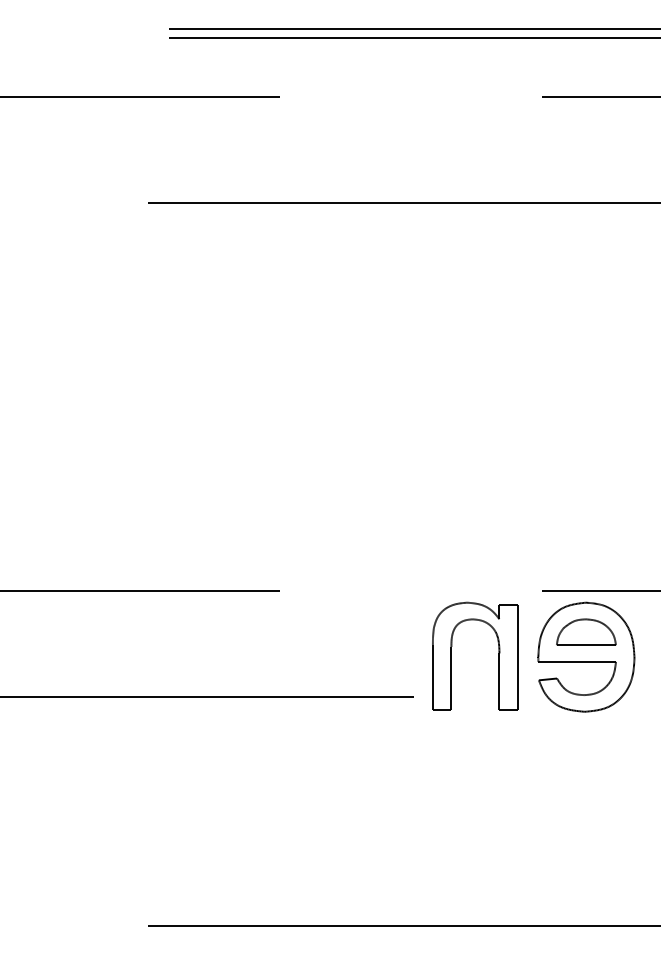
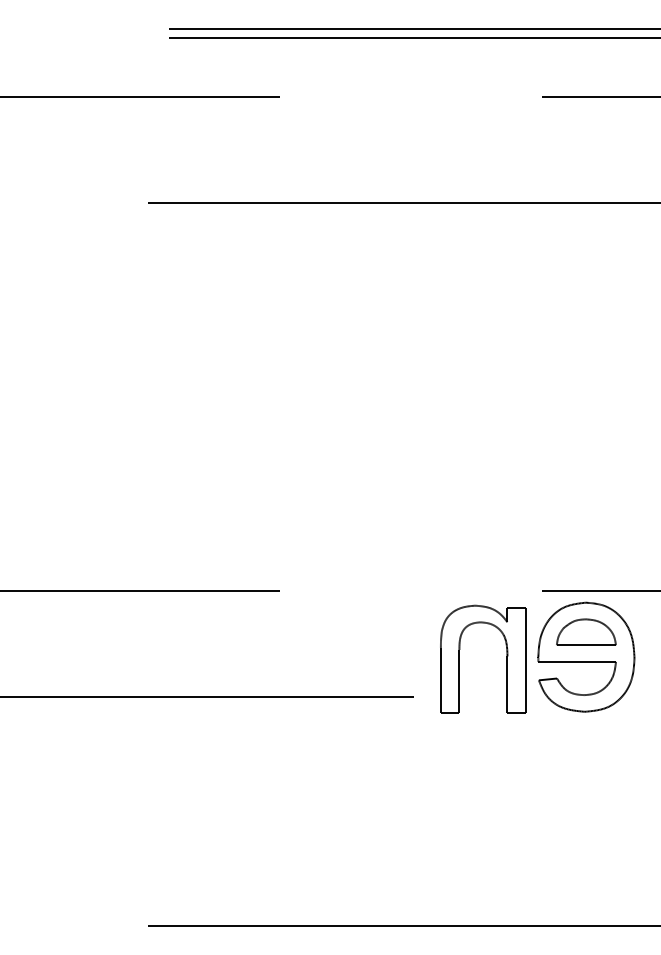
part position: (498, 655) -> (506, 658) (506, 658)
